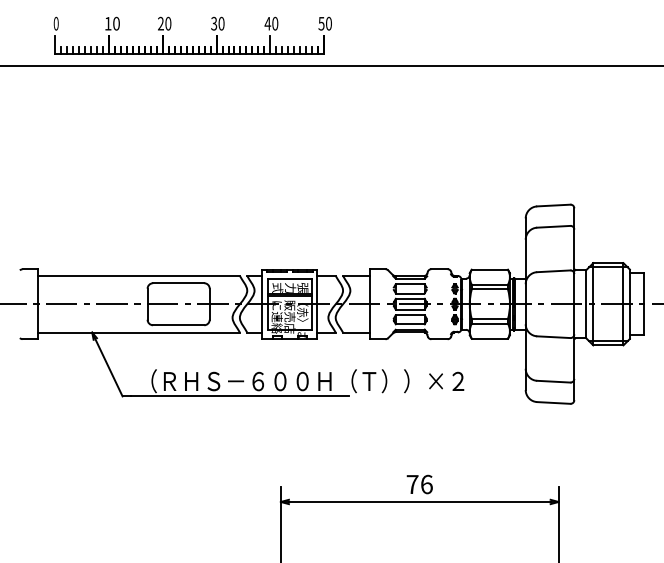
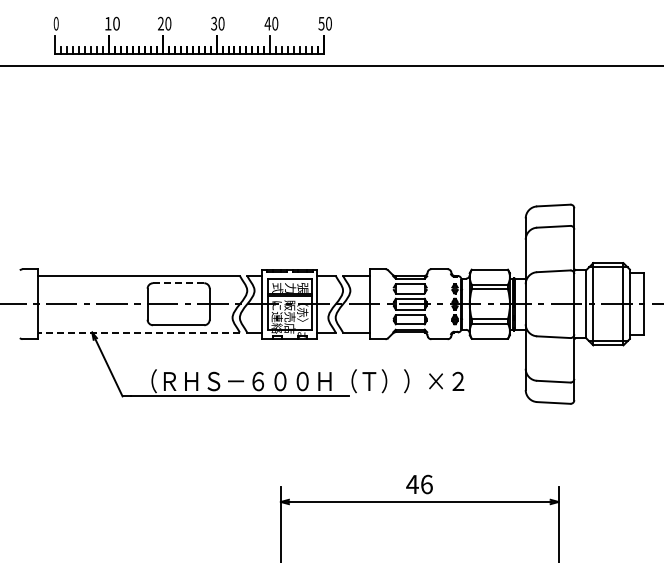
line: solid -> dashed (178, 283)
line: solid -> dashed (138, 332)
text: 76 -> 46 (412, 484)
